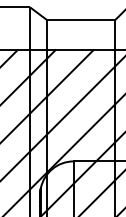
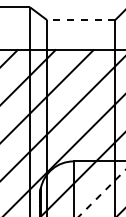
line: solid -> dashed (80, 20)
line: solid -> dashed (102, 193)
